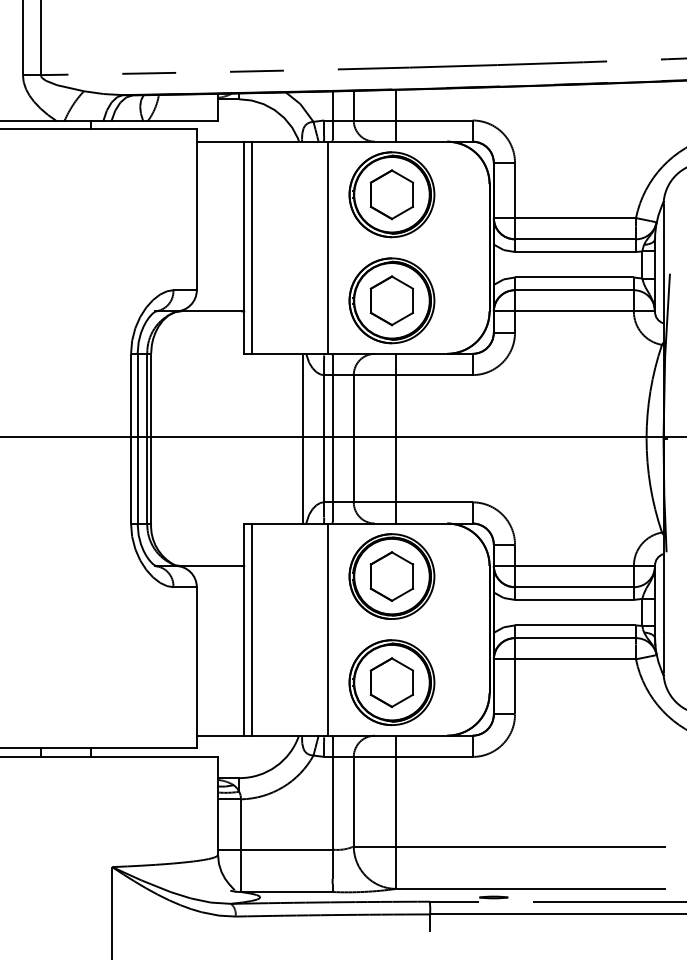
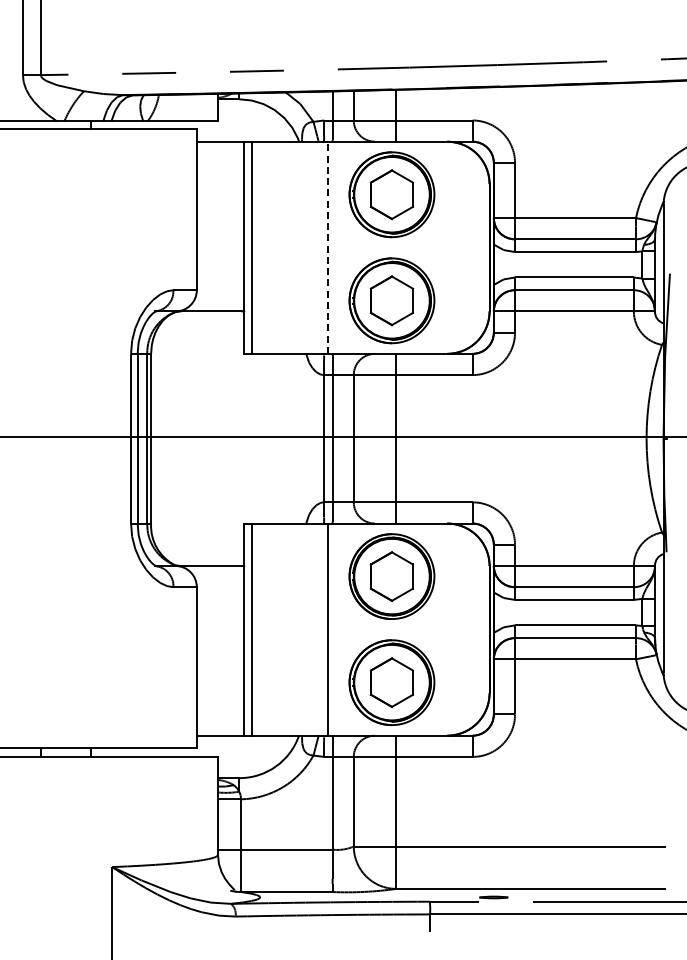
line: solid -> dashed (328, 247)
line: present -> none (302, 438)
